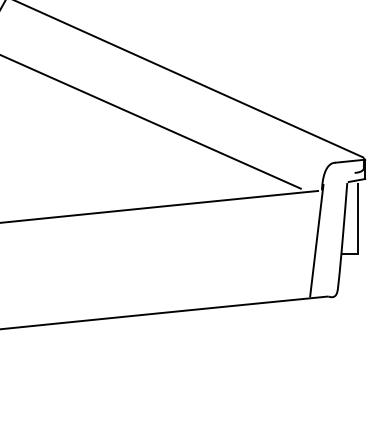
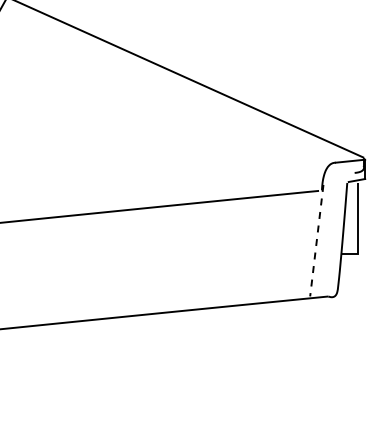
line: present -> none (151, 121)
line: solid -> dashed (316, 241)
